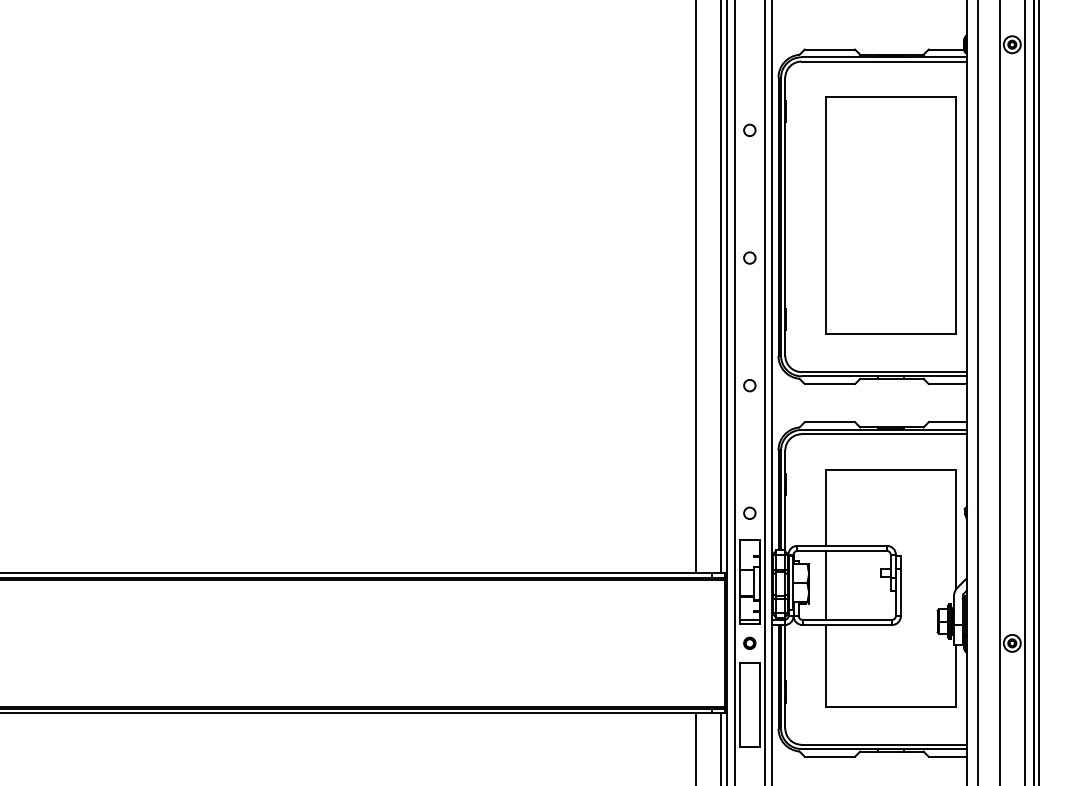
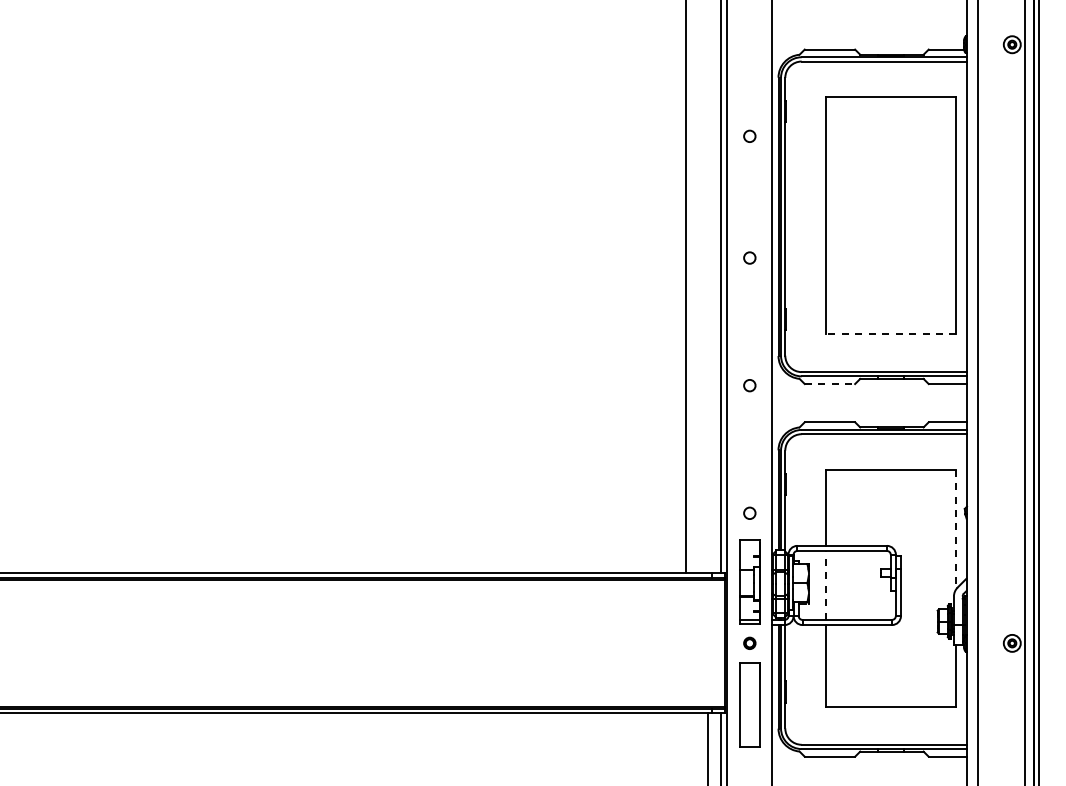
circle position: (749, 129) -> (749, 135) (749, 135)
line position: (695, 287) -> (685, 287) (685, 287)
line: solid -> dashed (890, 334)
line: solid -> dashed (830, 384)
line: present -> none (734, 392)
line: present -> none (765, 392)
line: present -> none (1000, 392)
line: solid -> dashed (956, 529)
line: solid -> dashed (825, 584)
line position: (695, 747) -> (707, 747) (707, 747)
